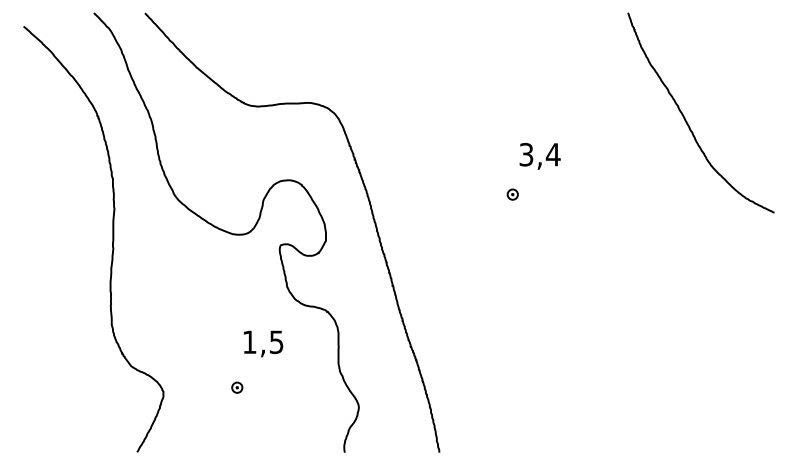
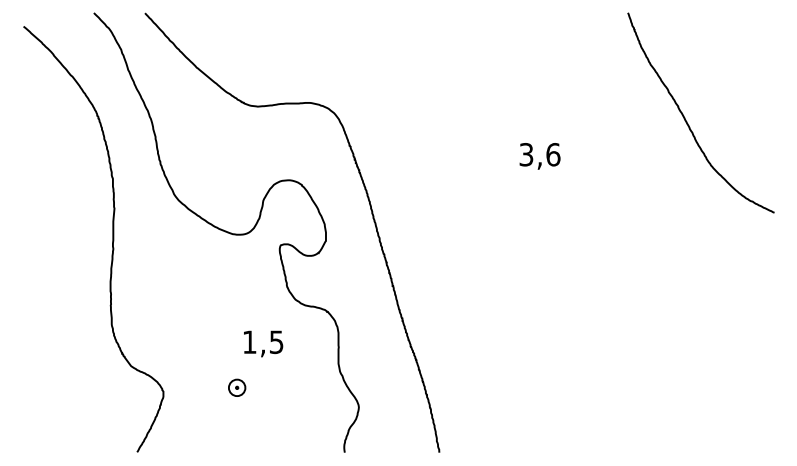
text: 3,4 -> 3,6 (552, 154)
part: present -> none (512, 194)
part size: 13x13 px -> 19x19 px (237, 387)
